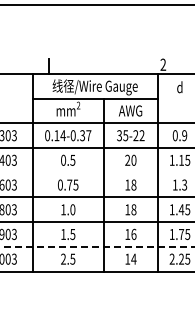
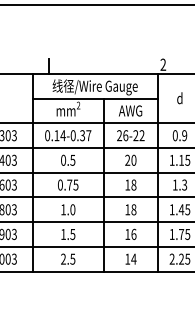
text position: (179, 87) -> (179, 98) (179, 98)
text: 35-22 -> 26-22 (122, 135)
line: none -> present (96, 172)
line: dashed -> solid (97, 246)
